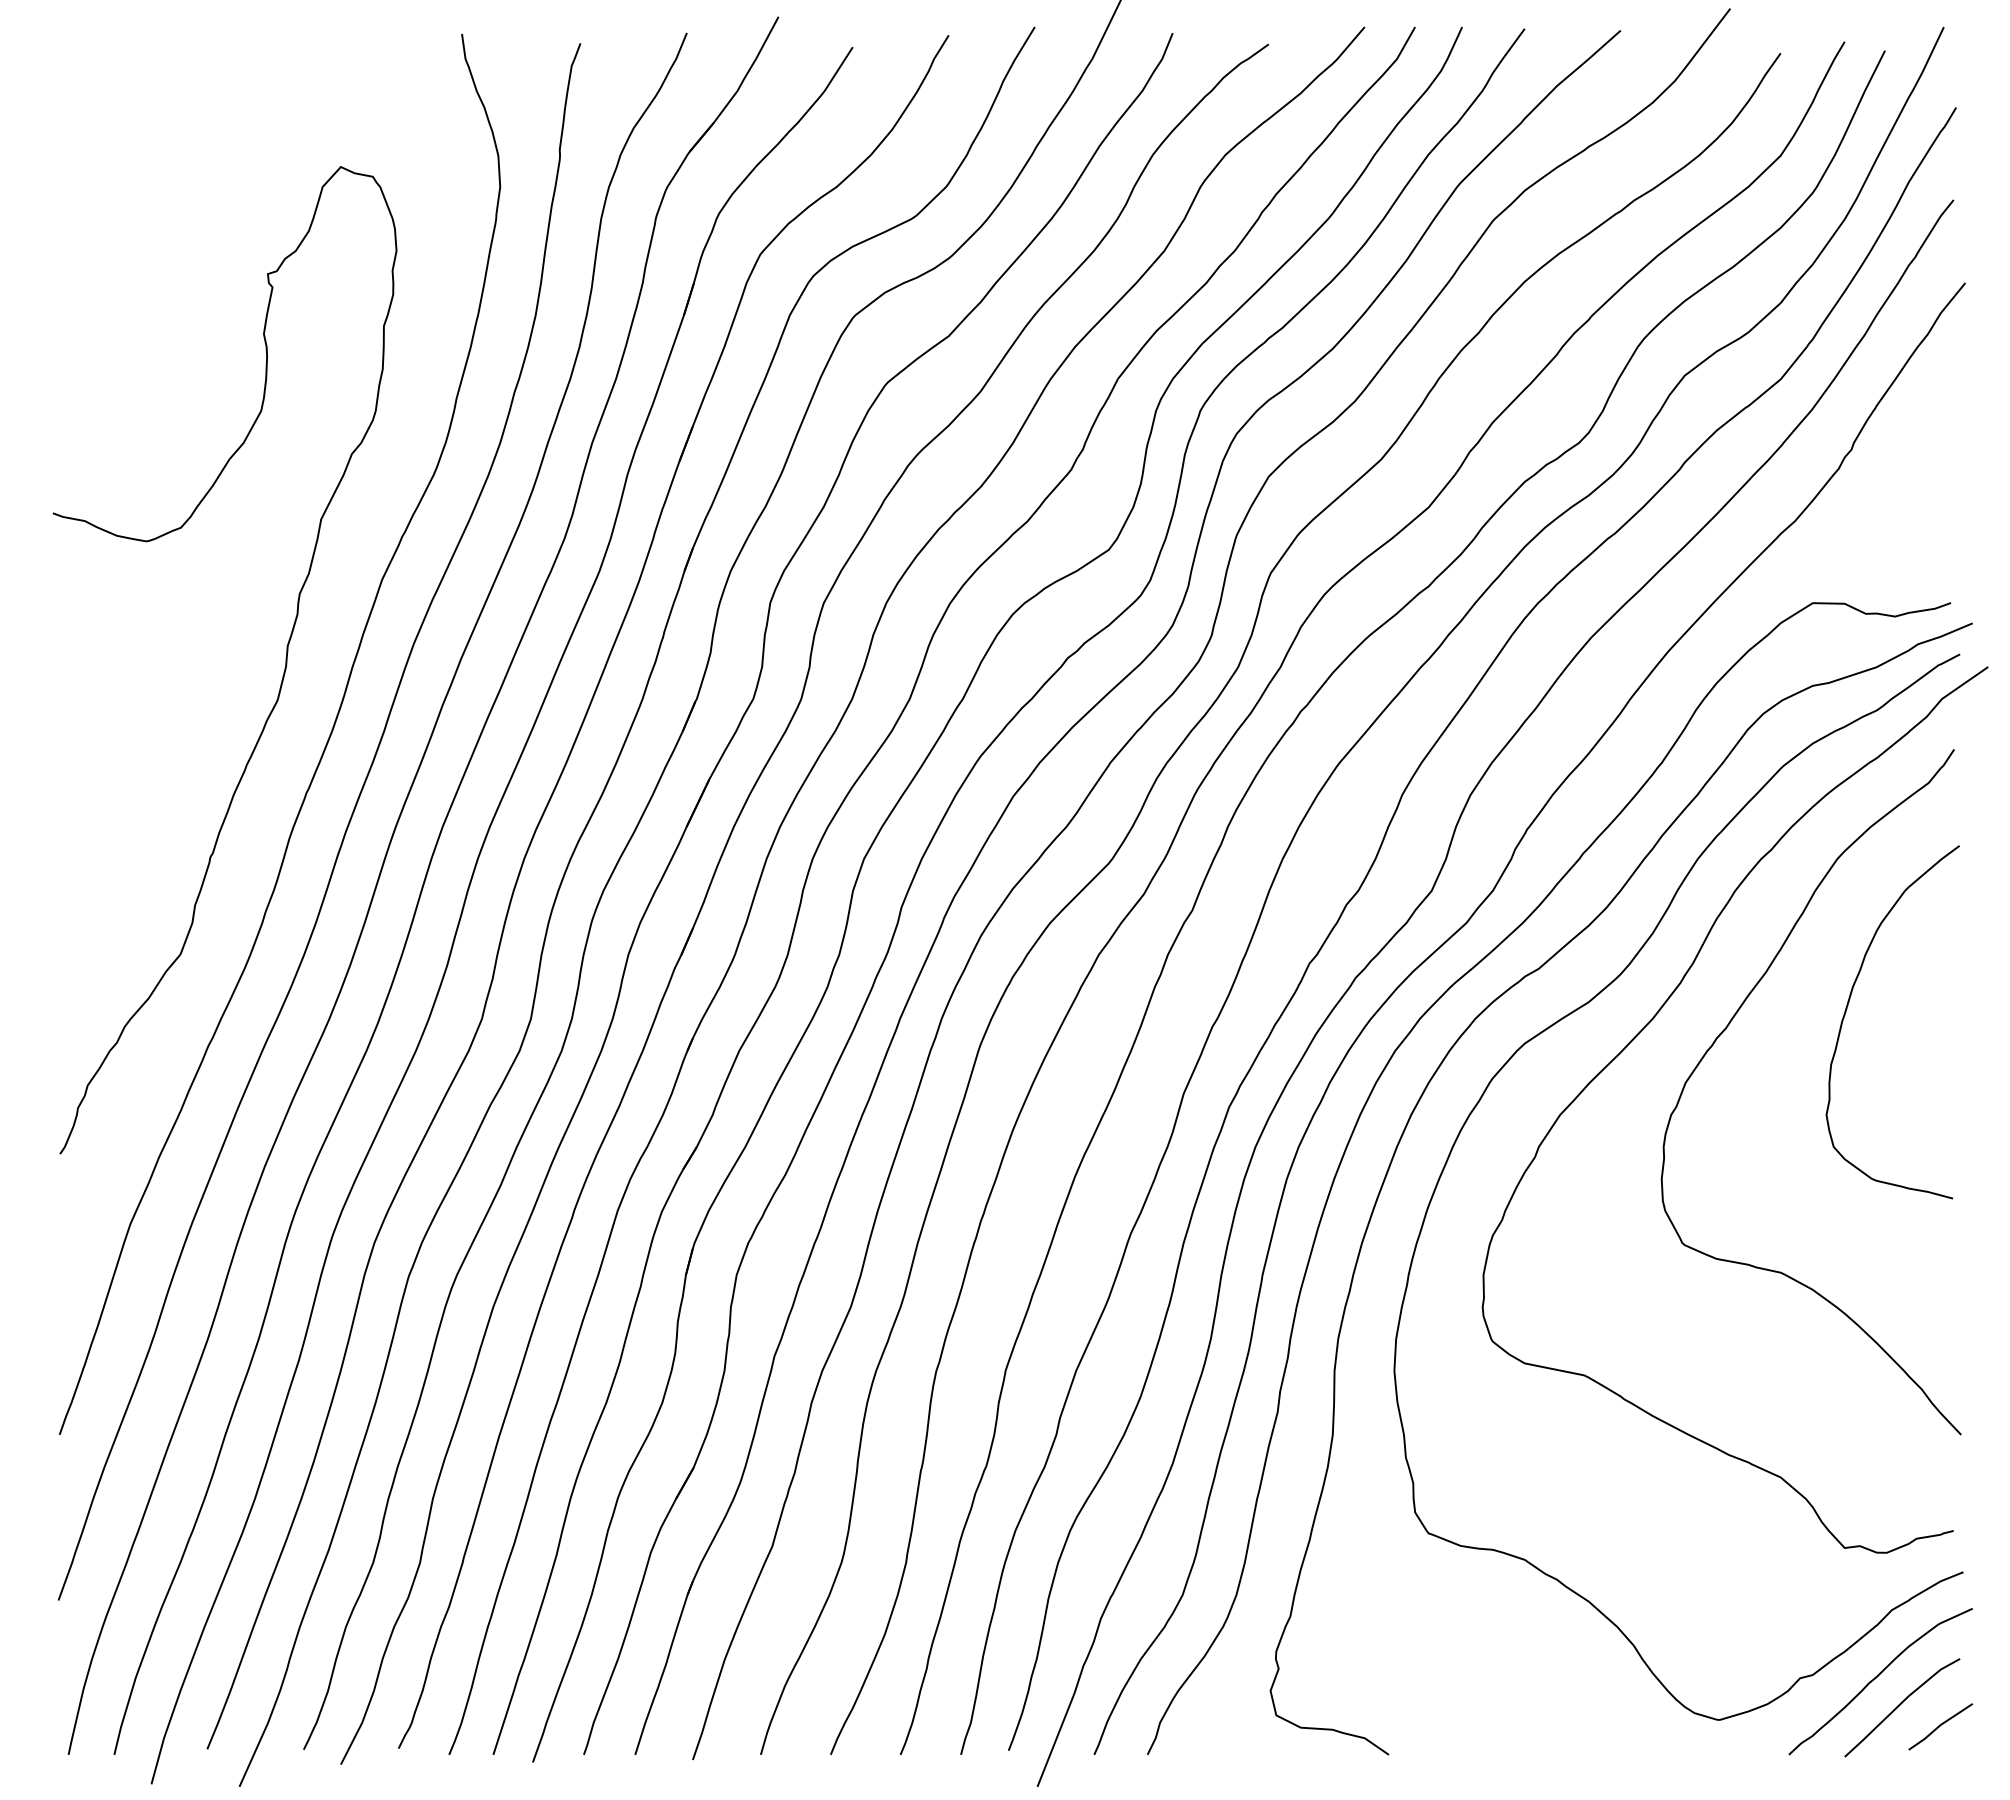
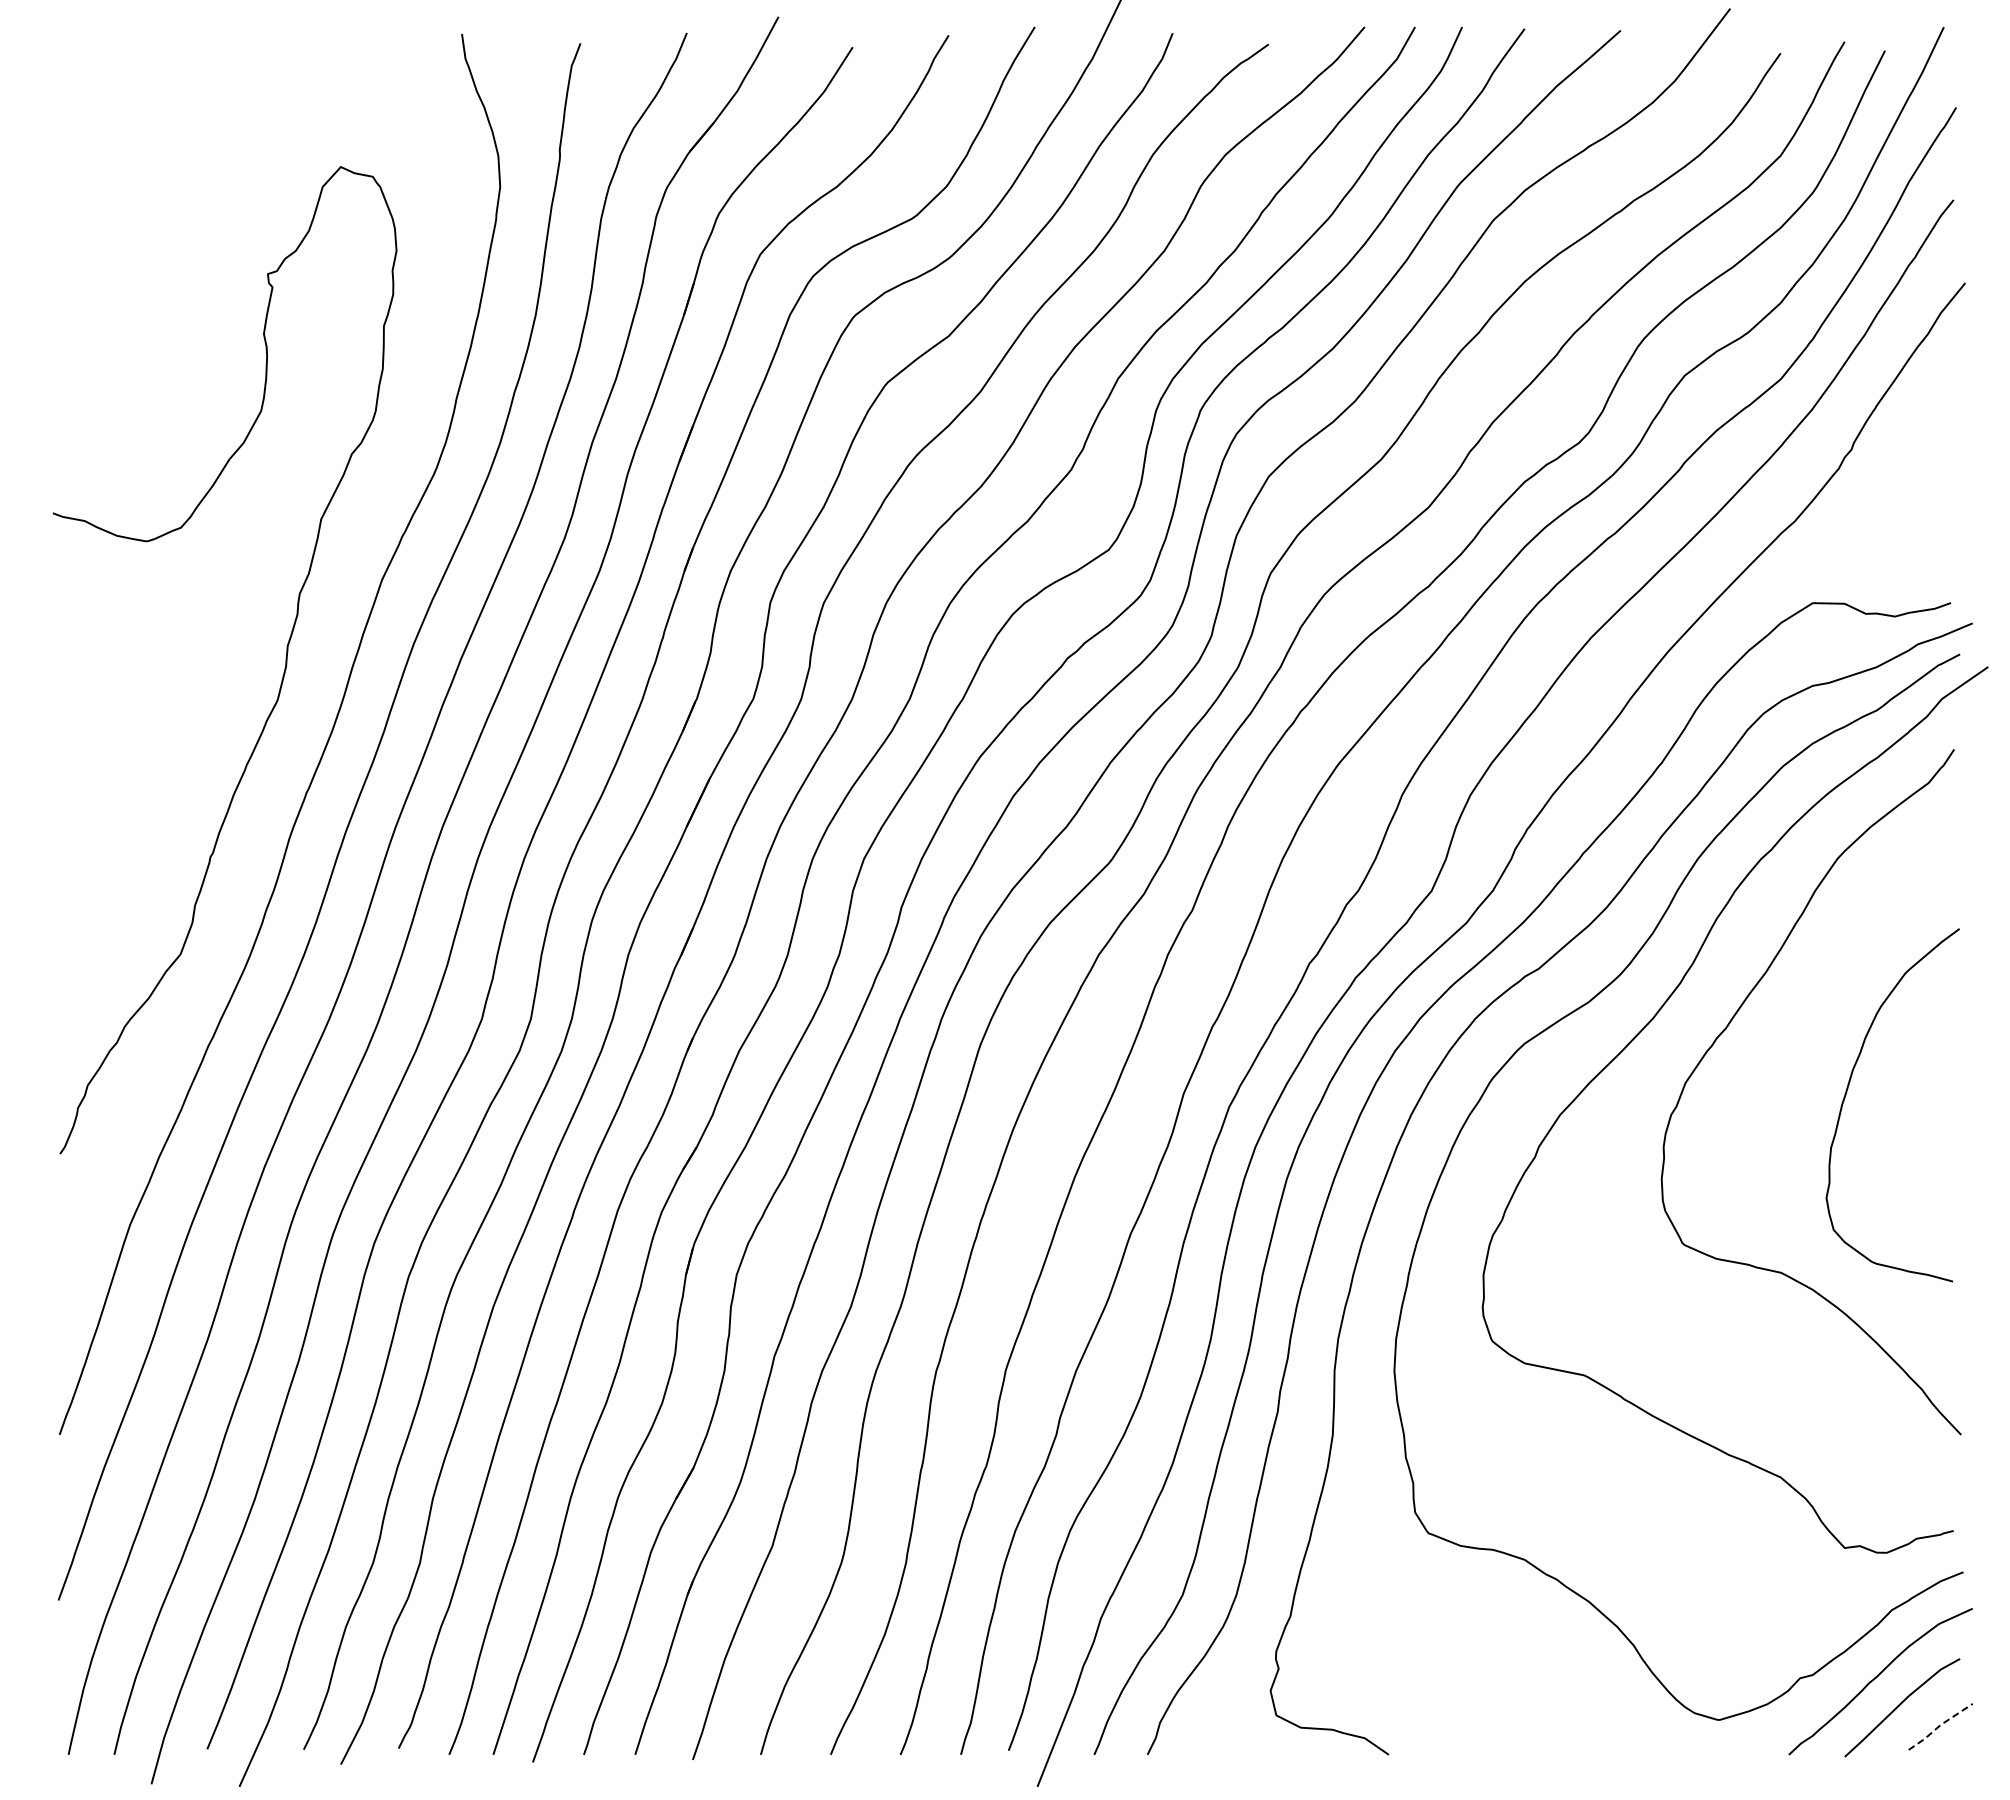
curve position: (1847, 1009) -> (1847, 1092) (1847, 1092)
line: solid -> dashed (1940, 1725)
